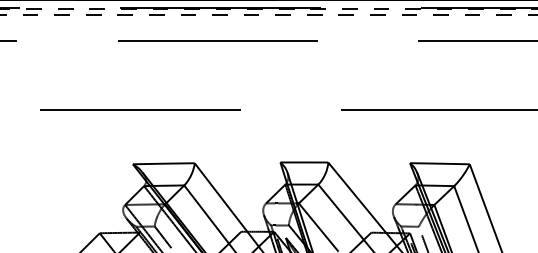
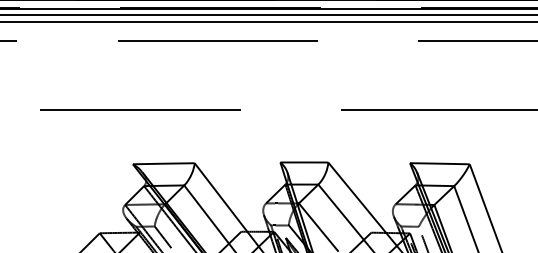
line: dashed -> solid (269, 9)
line: dashed -> solid (268, 15)
line: none -> present (268, 21)
